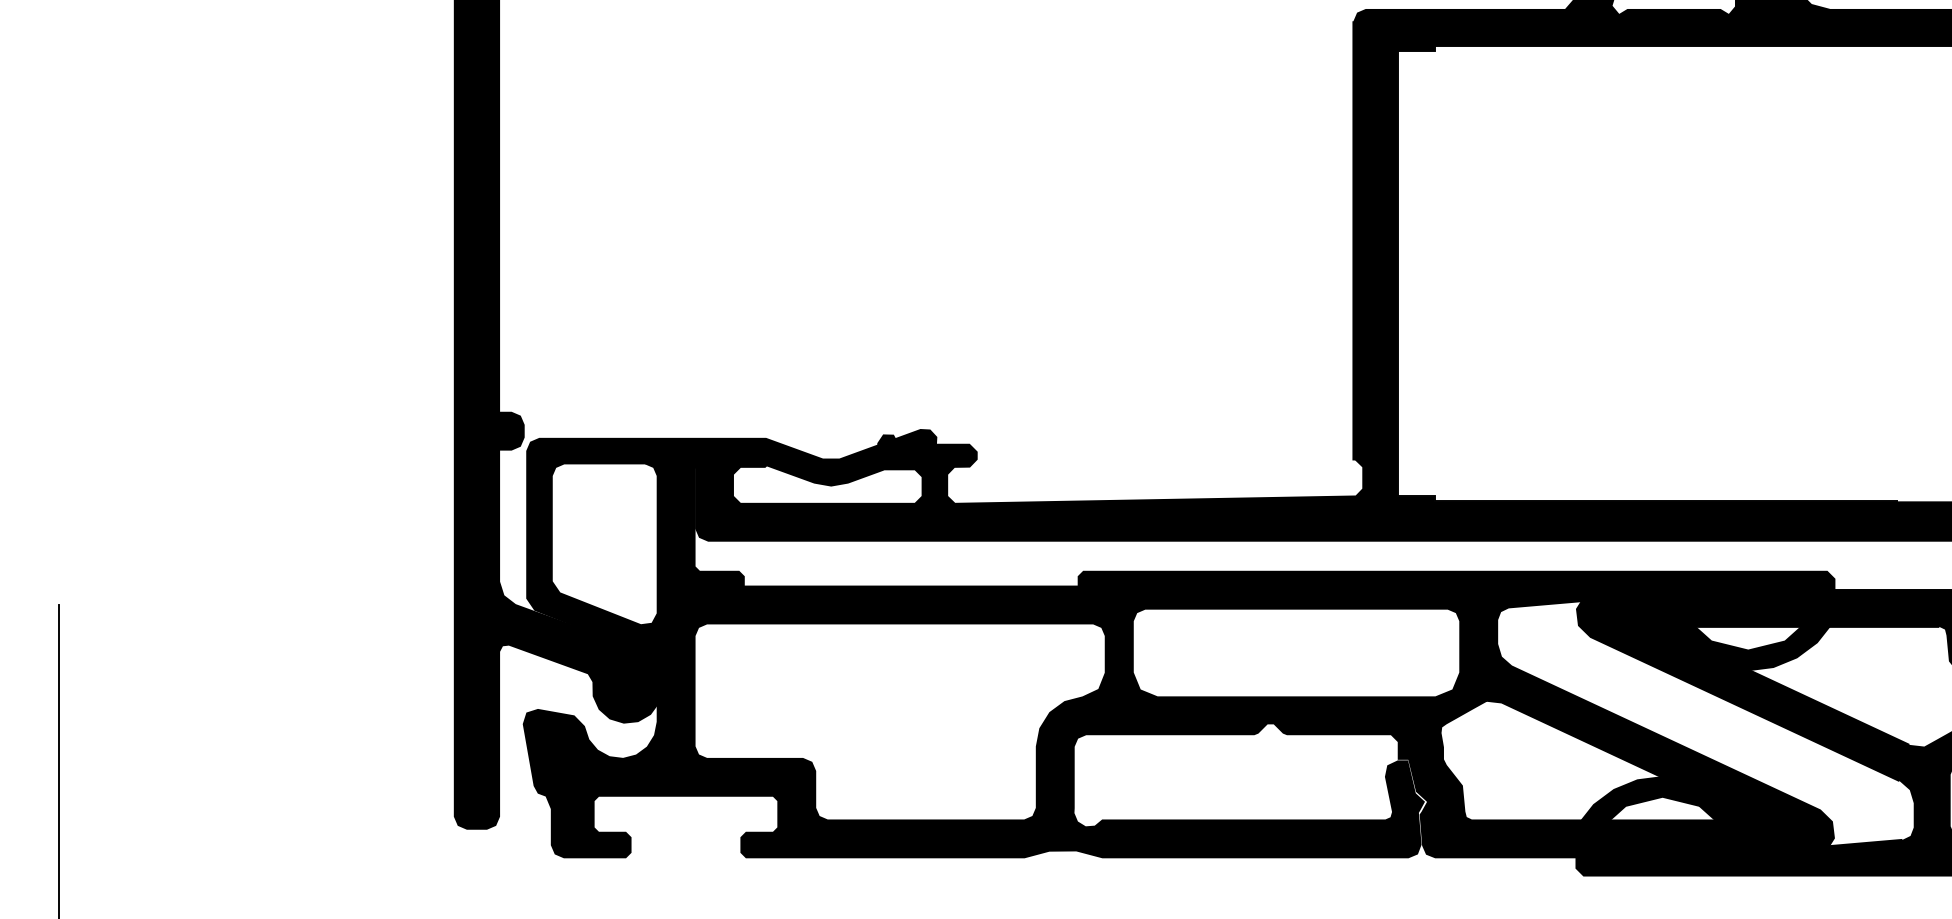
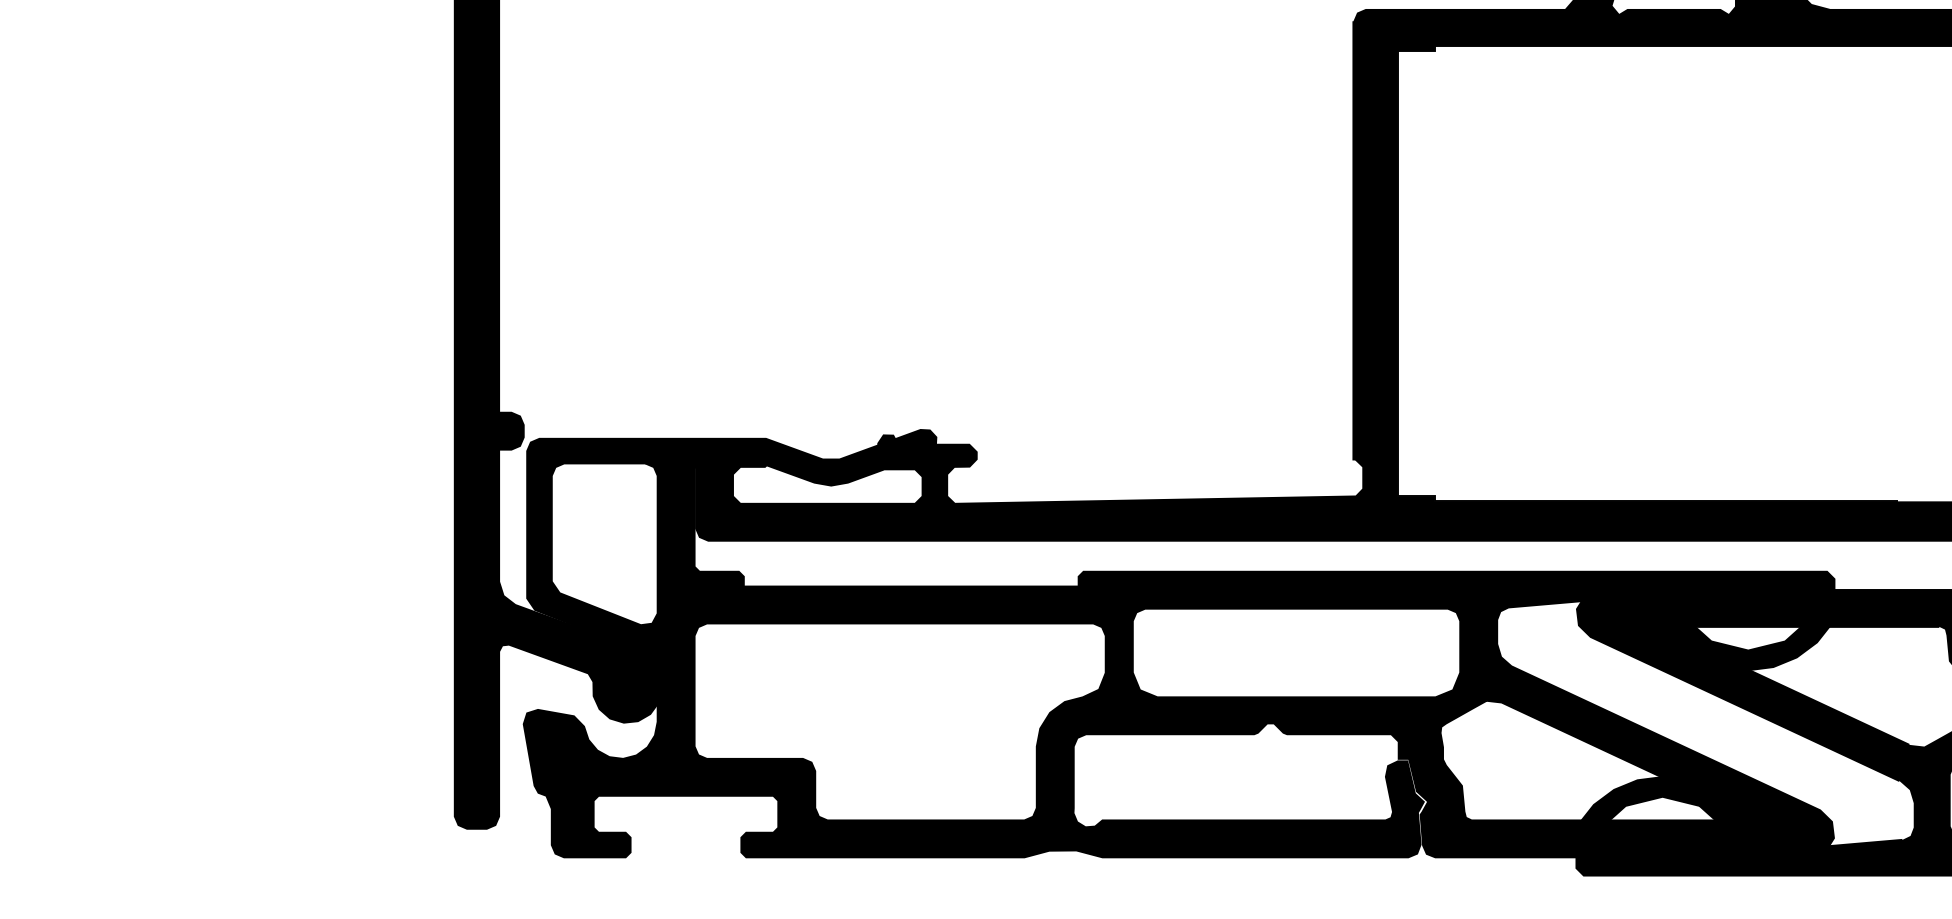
line: present -> none (58, 759)
